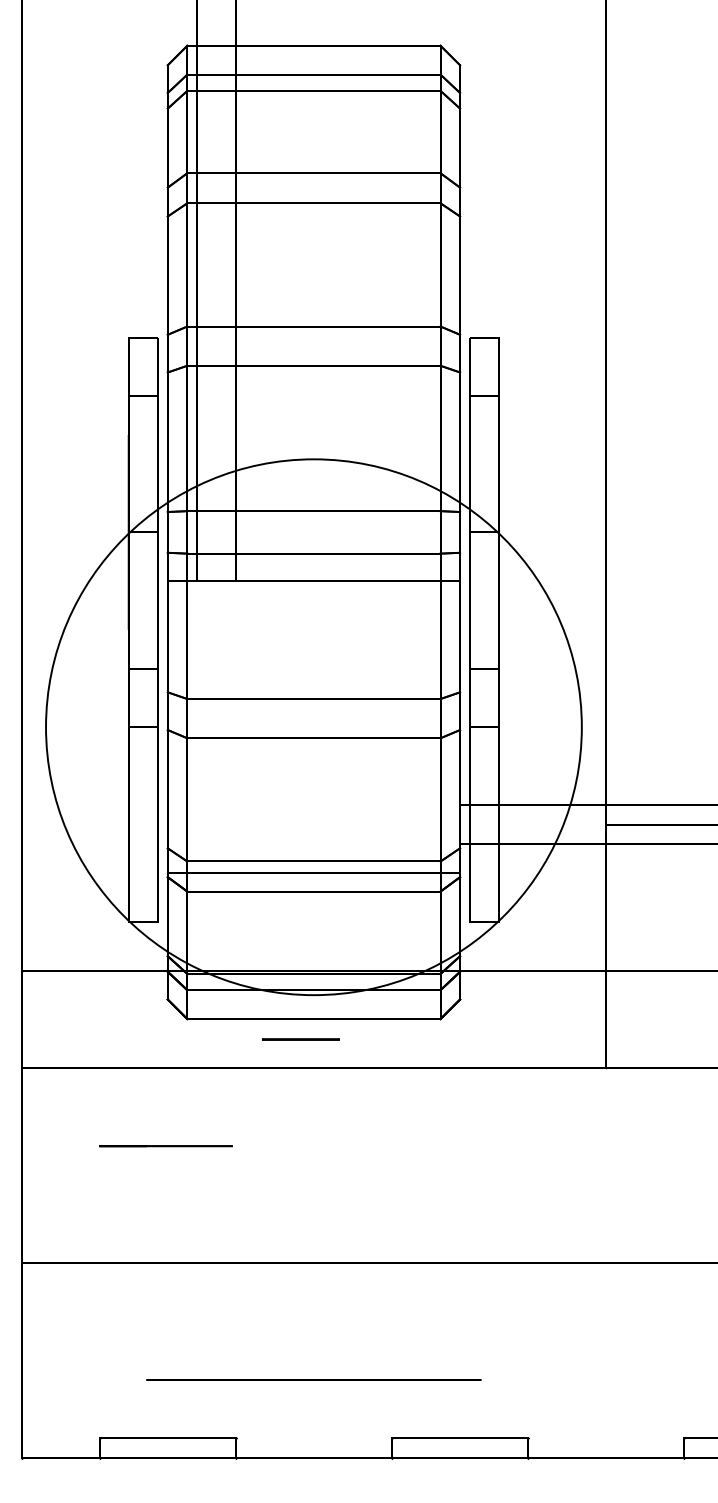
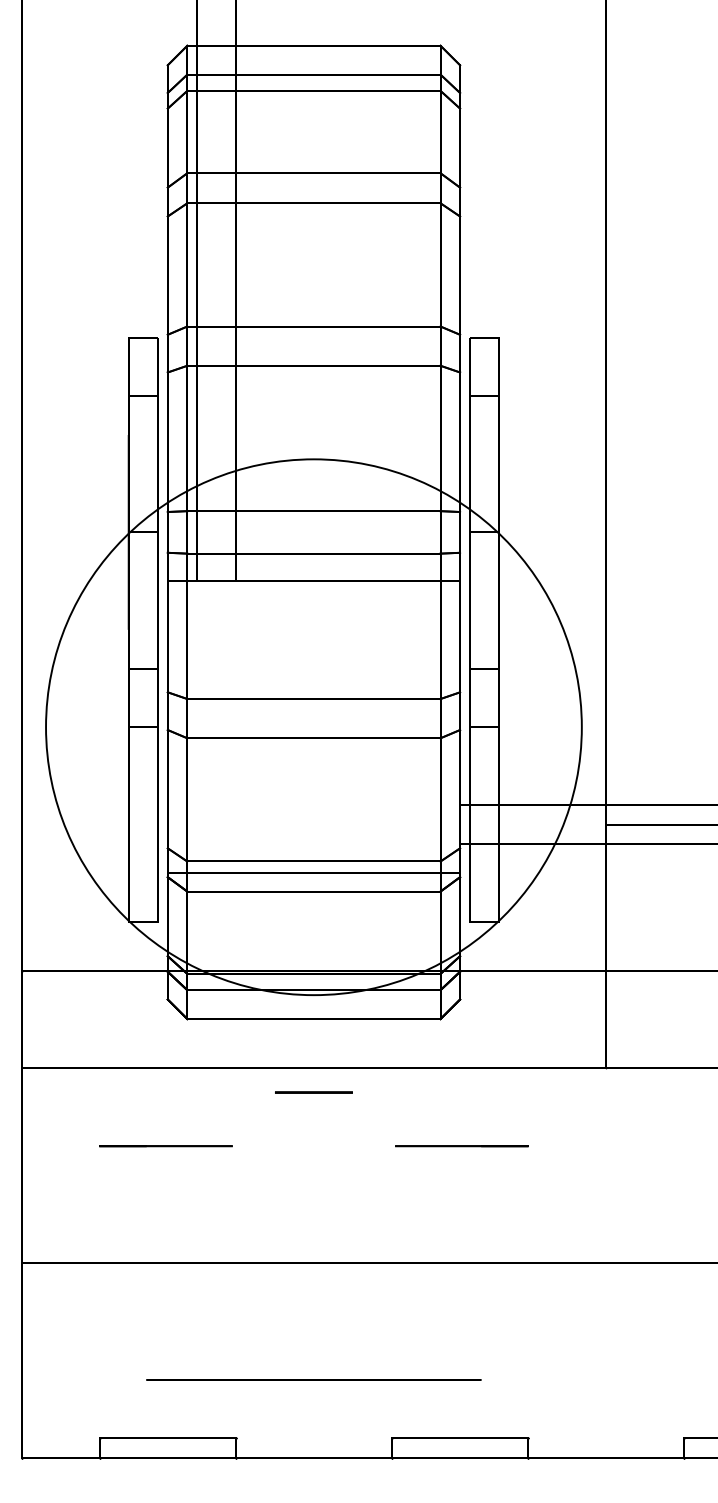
line position: (300, 1039) -> (313, 1092) (313, 1092)
line: none -> present (461, 1146)
